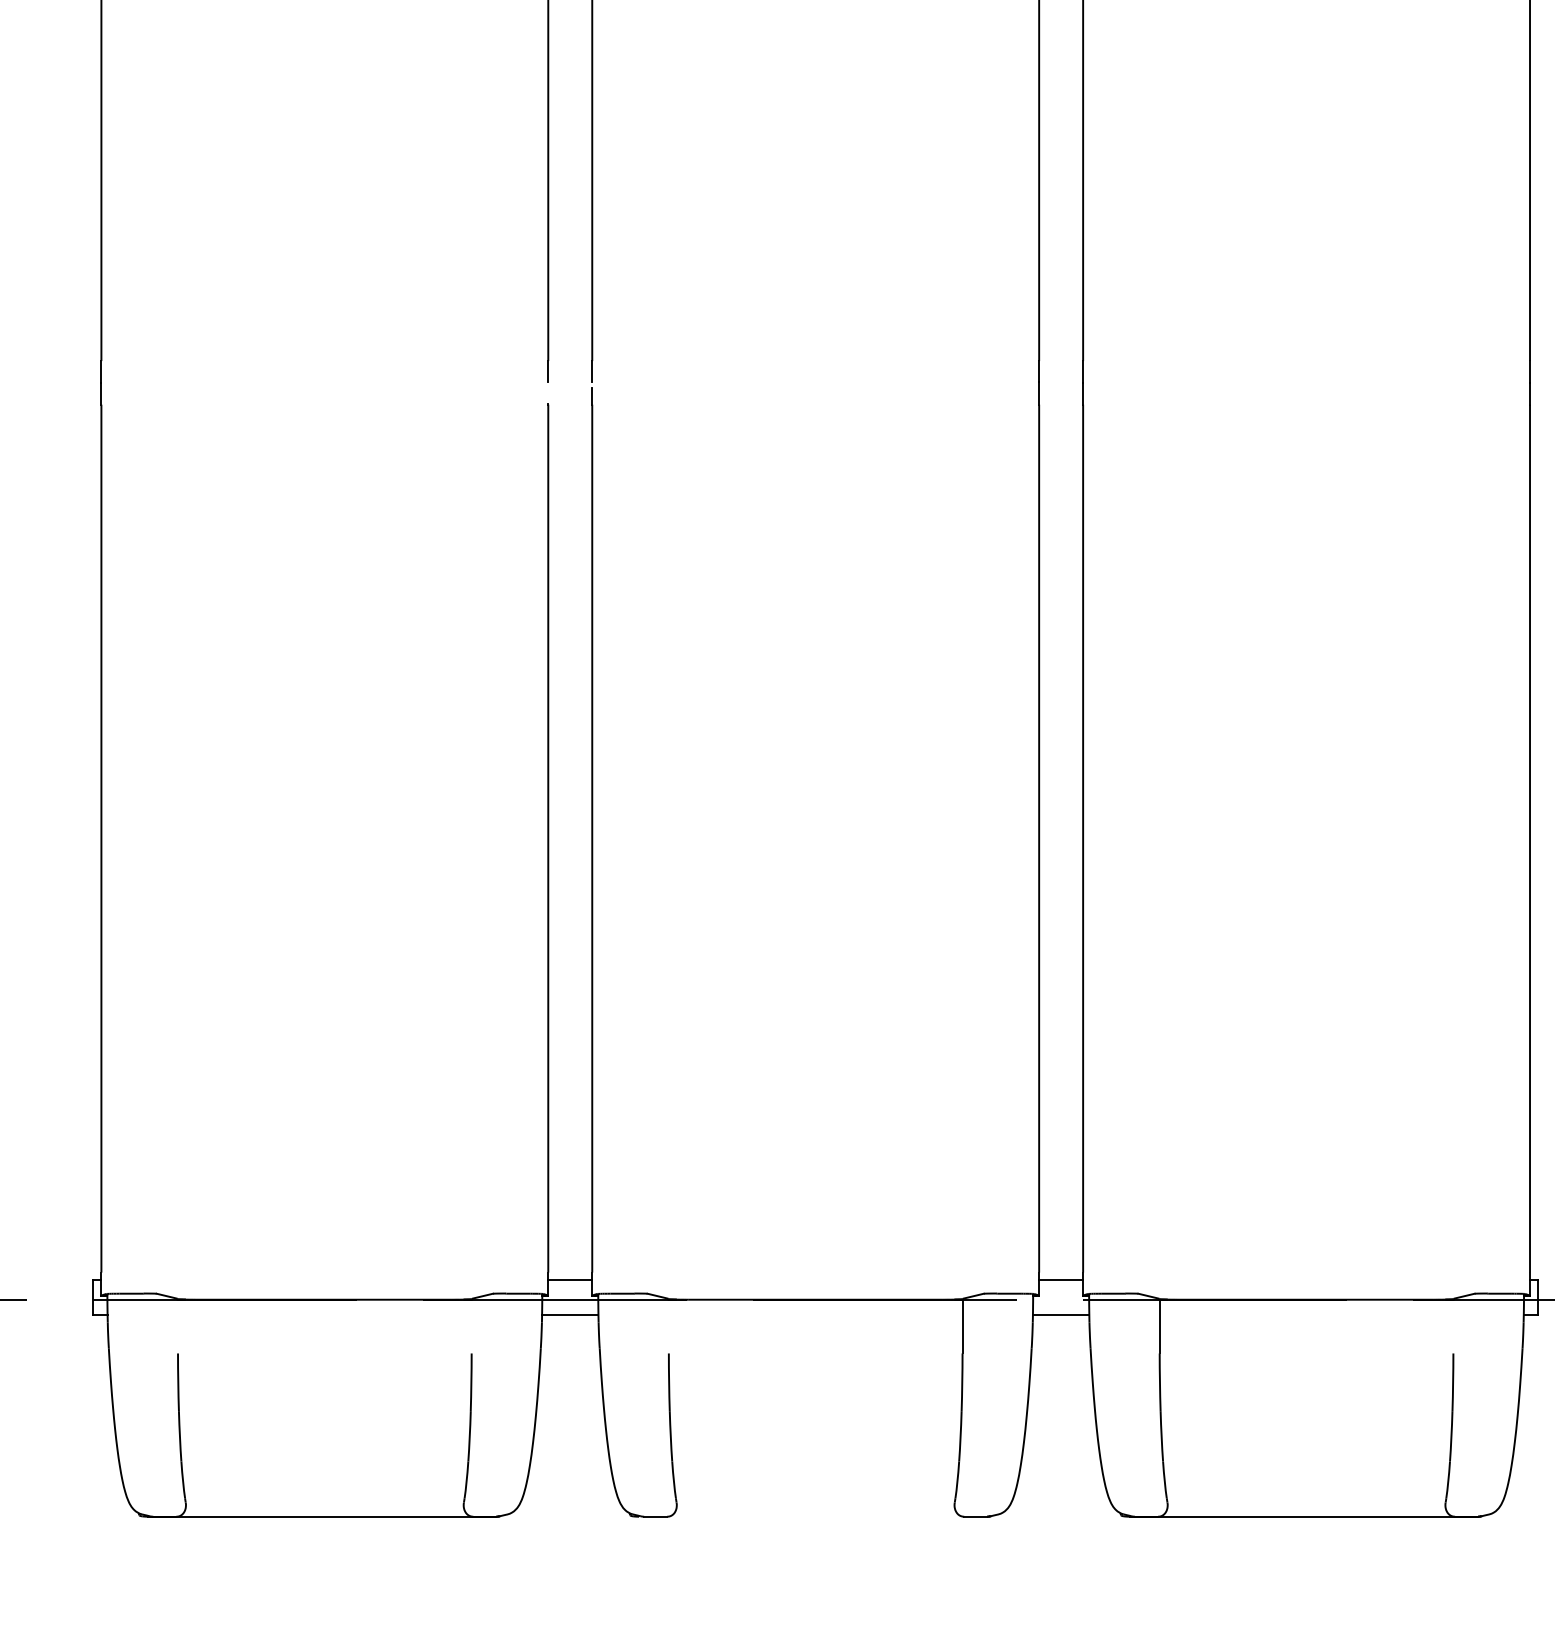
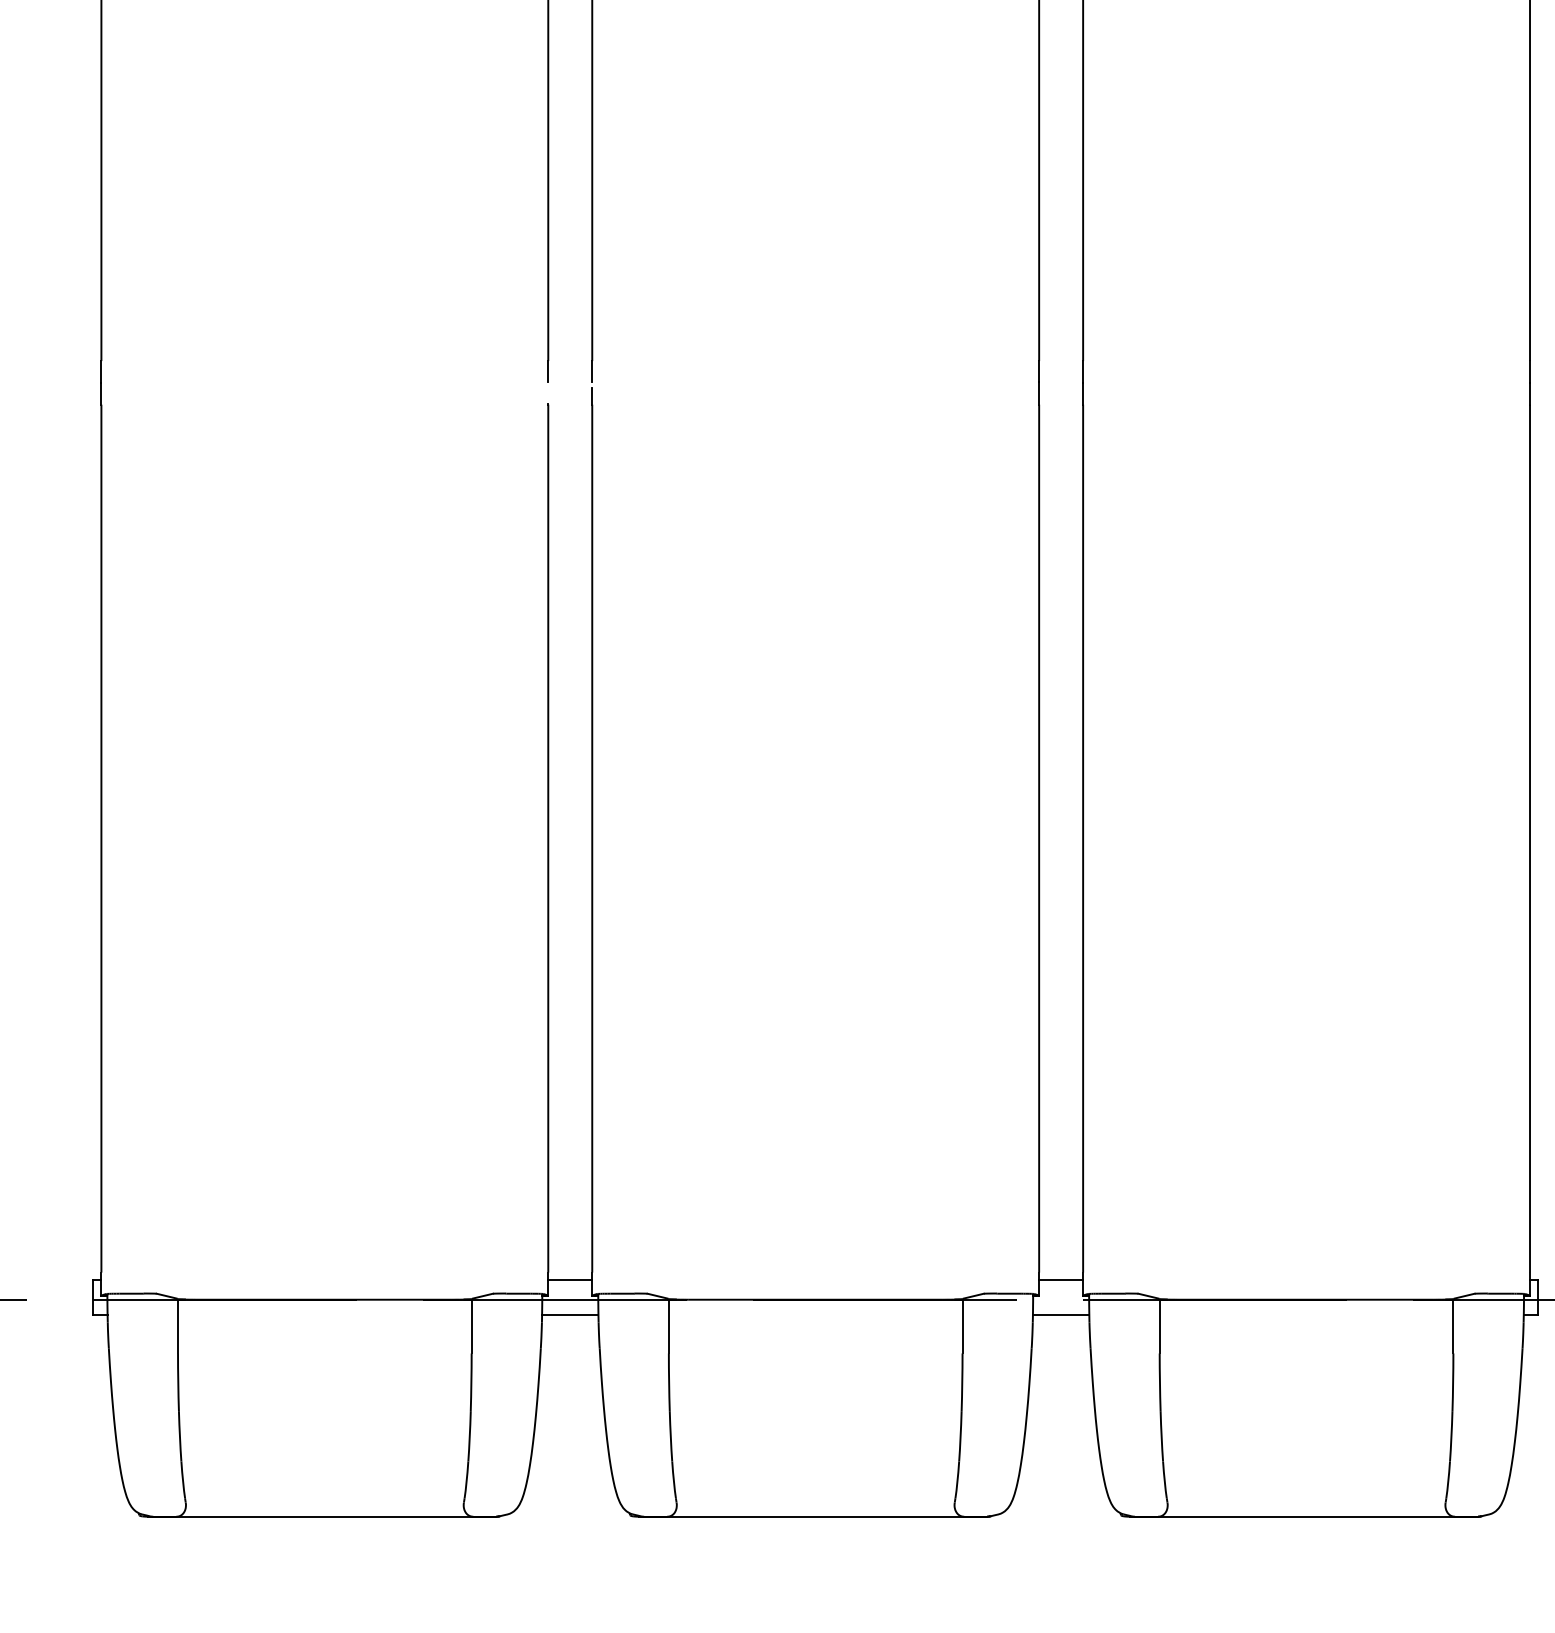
line: none -> present (178, 1326)
line: none -> present (471, 1326)
line: none -> present (668, 1326)
line: none -> present (1453, 1326)
line: none -> present (813, 1516)
